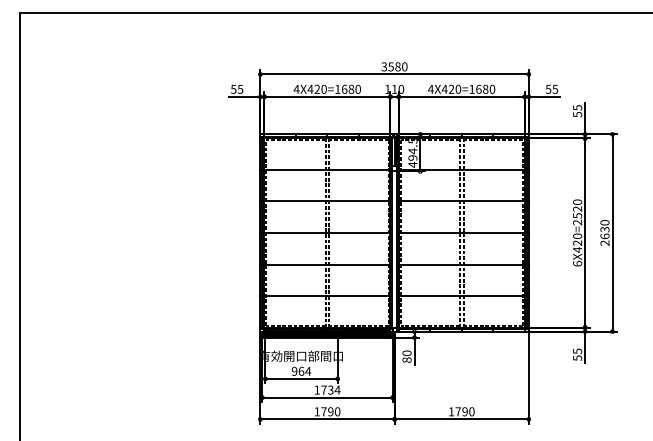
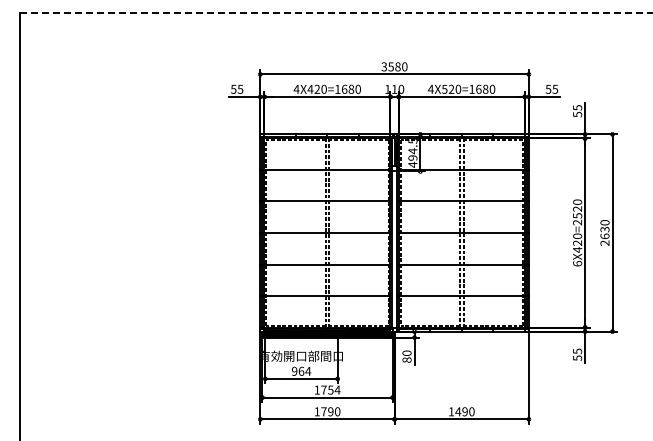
line: solid -> dashed (336, 13)
text: 4X420=1680 -> 4X520=1680 (444, 88)
text: 1734 -> 1754 (330, 388)
text: 1790 -> 1490 (458, 411)
